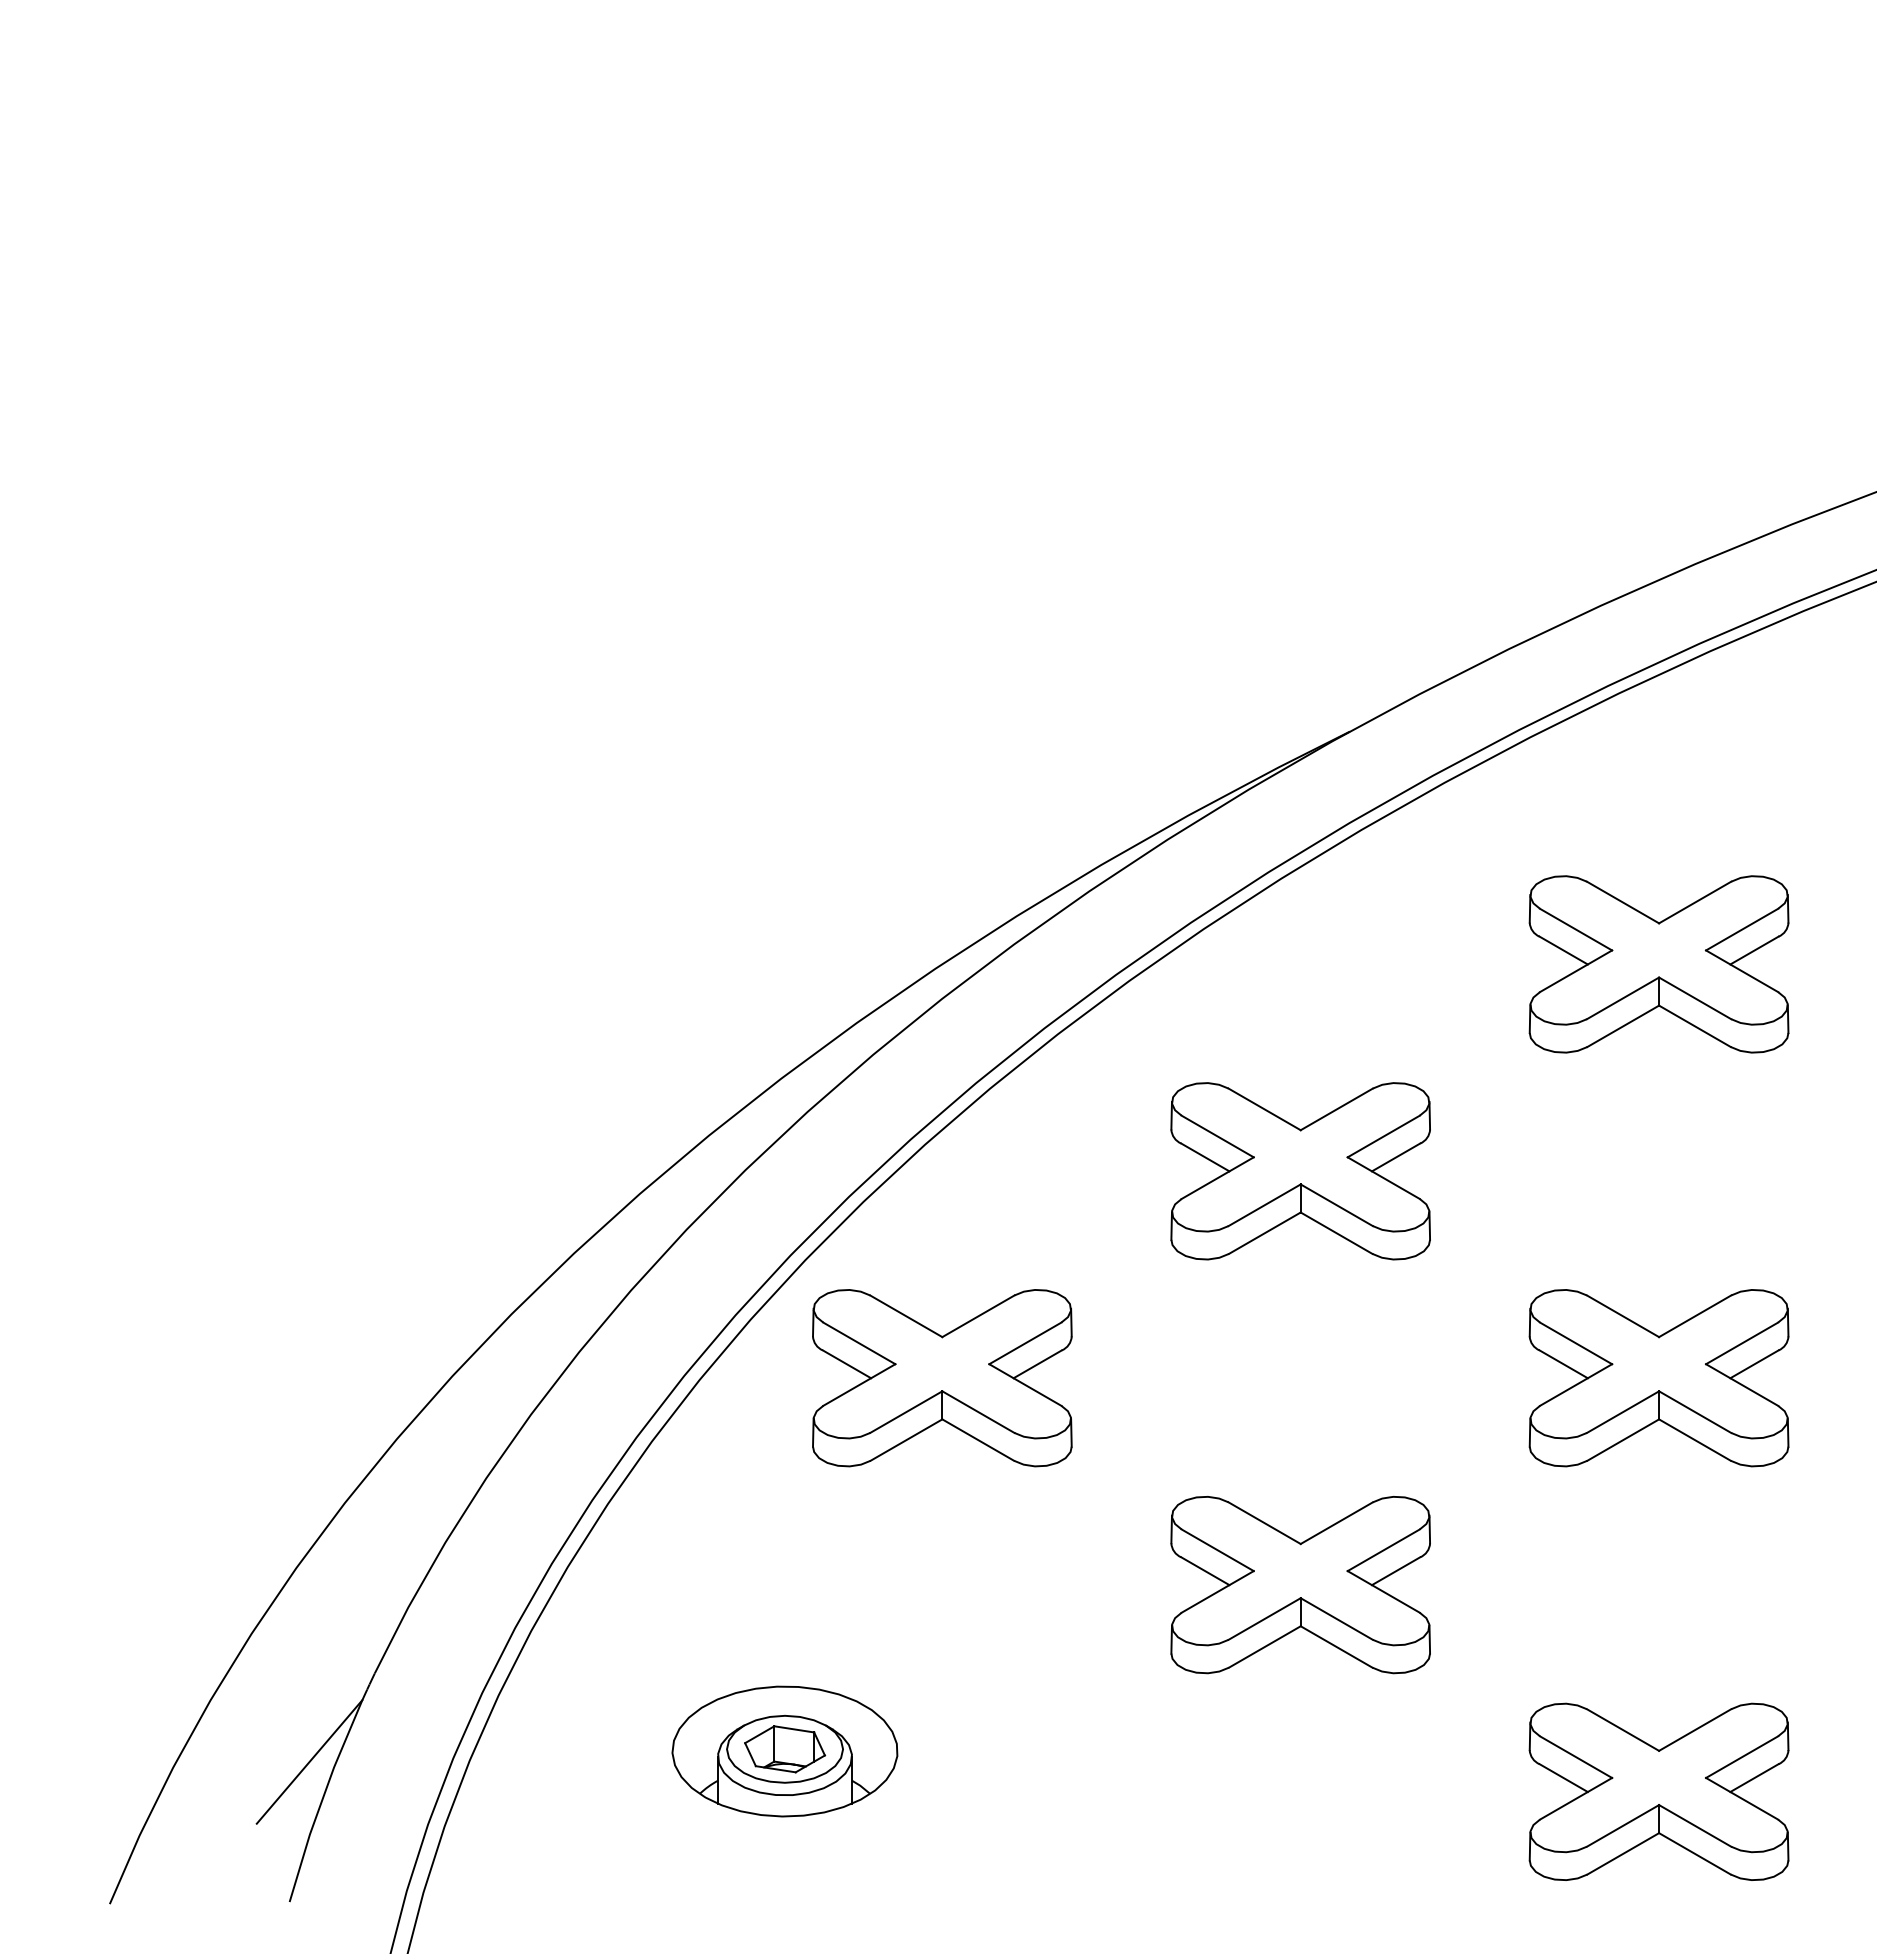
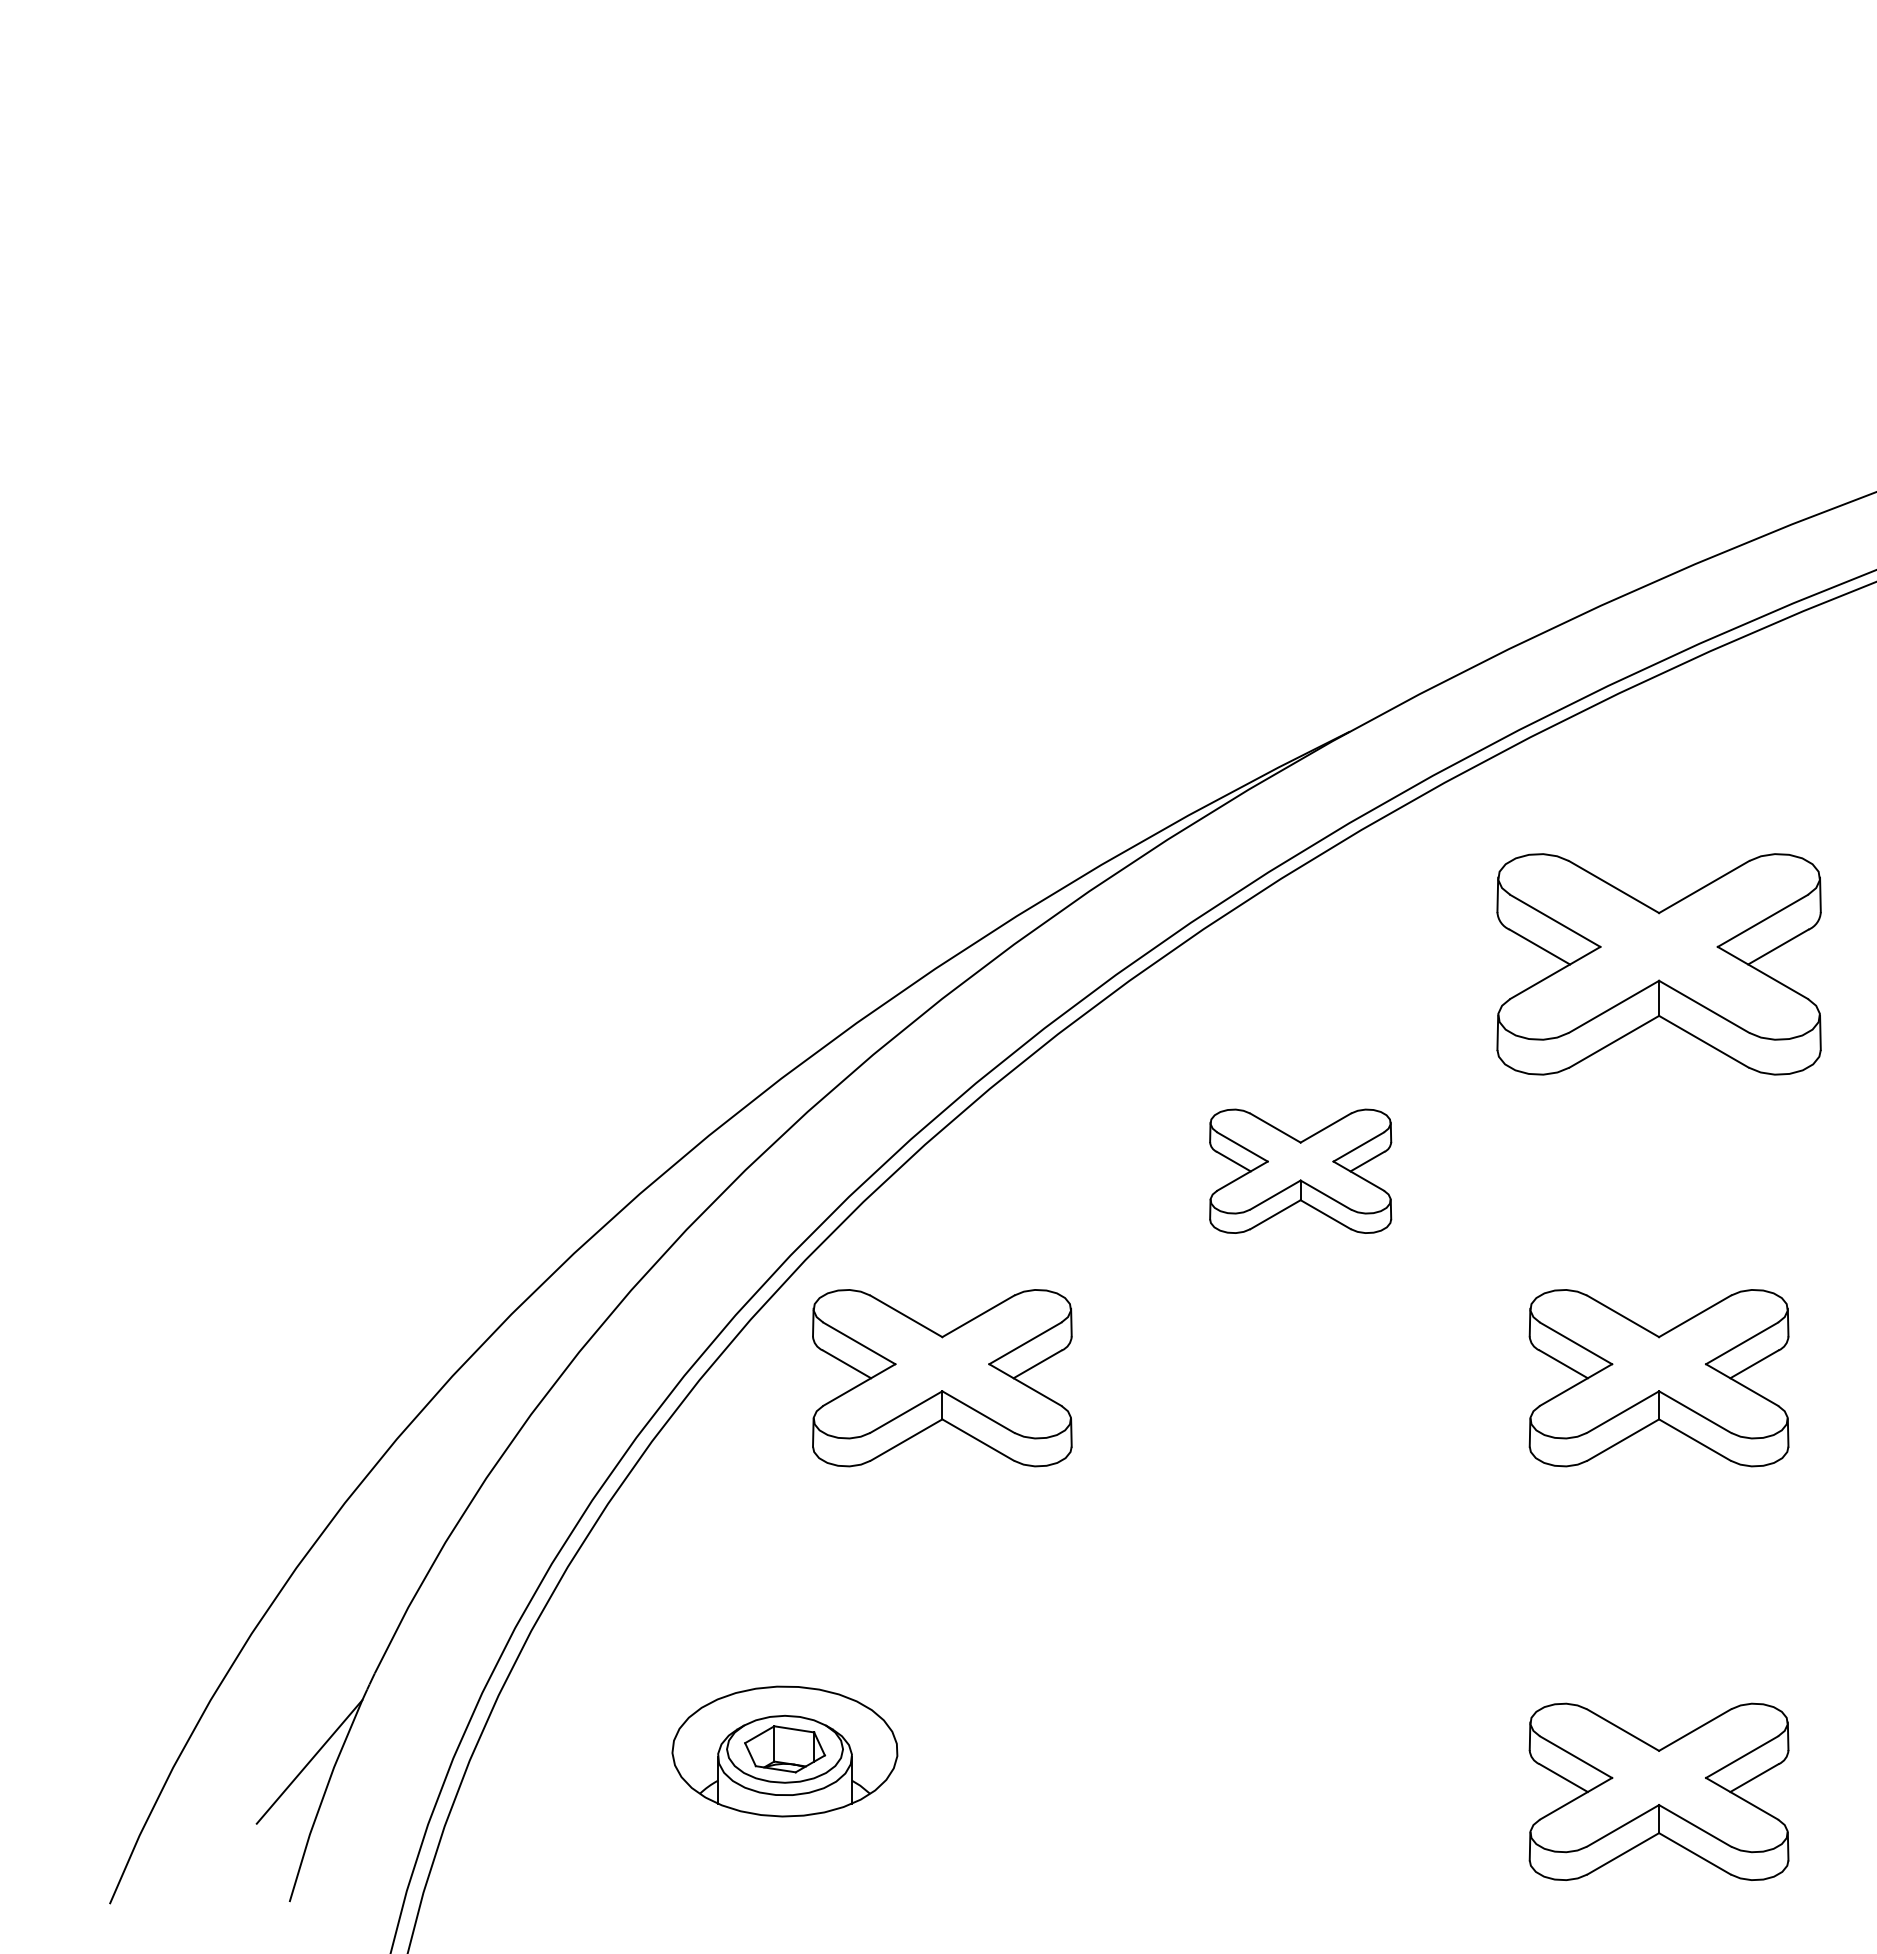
part size: 262x179 px -> 326x223 px (1658, 964)
part size: 261x179 px -> 184x126 px (1300, 1170)
part: present -> none (1300, 1585)
